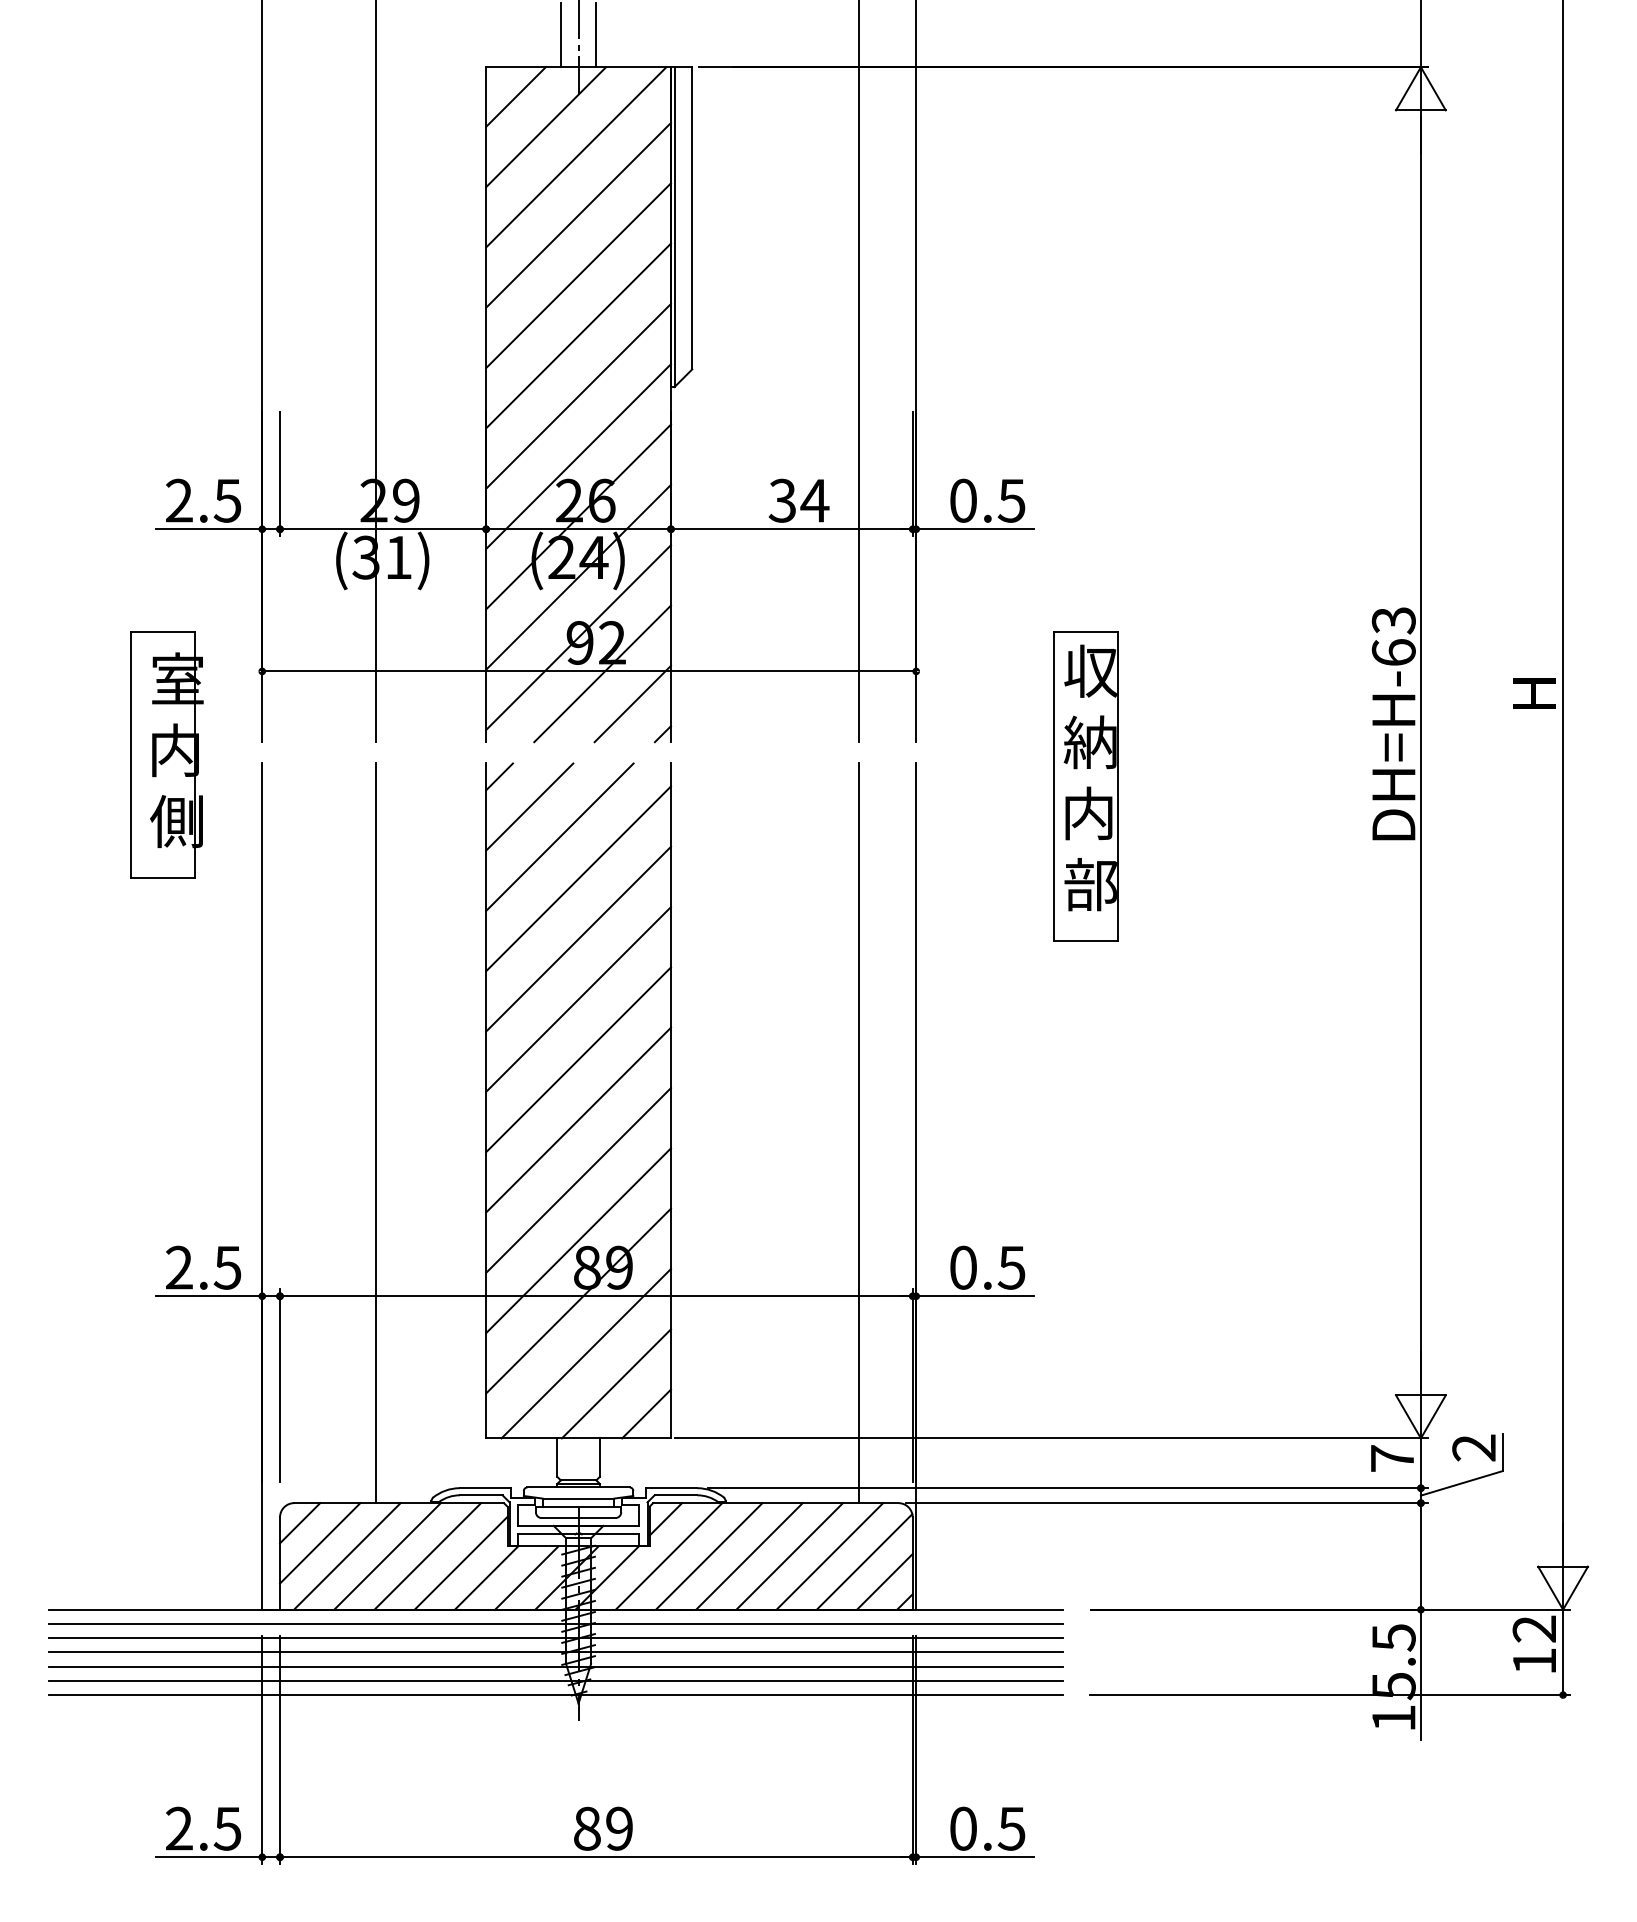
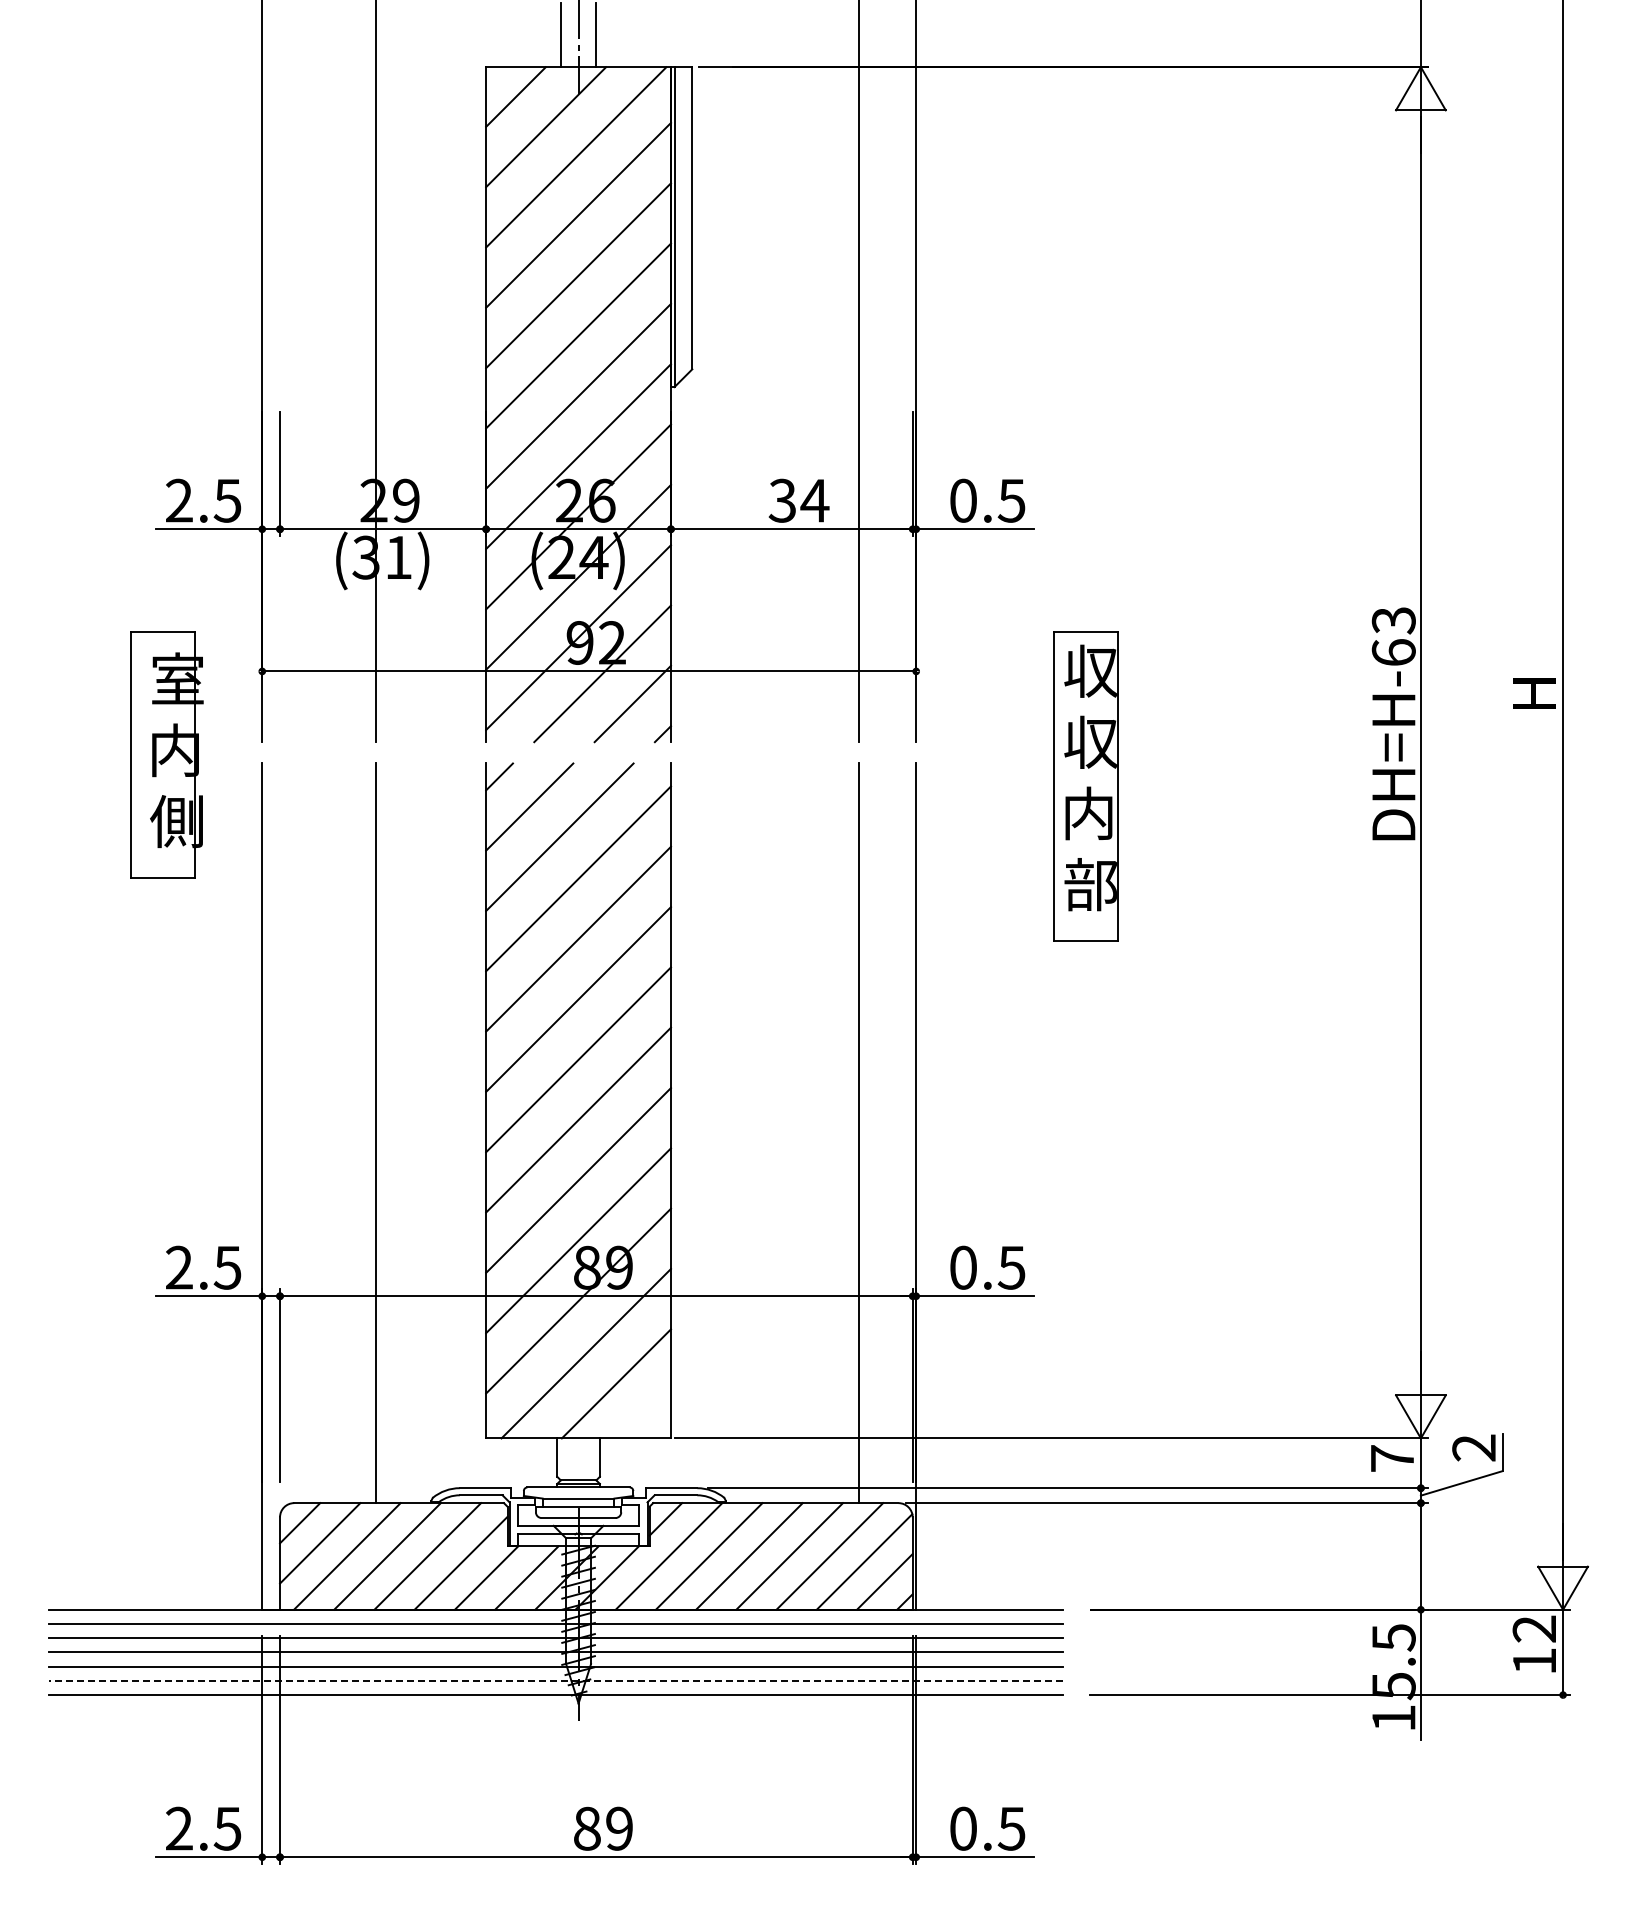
text: 納 -> 収 (1089, 742)
line: present -> none (646, 1413)
line: solid -> dashed (555, 1680)
